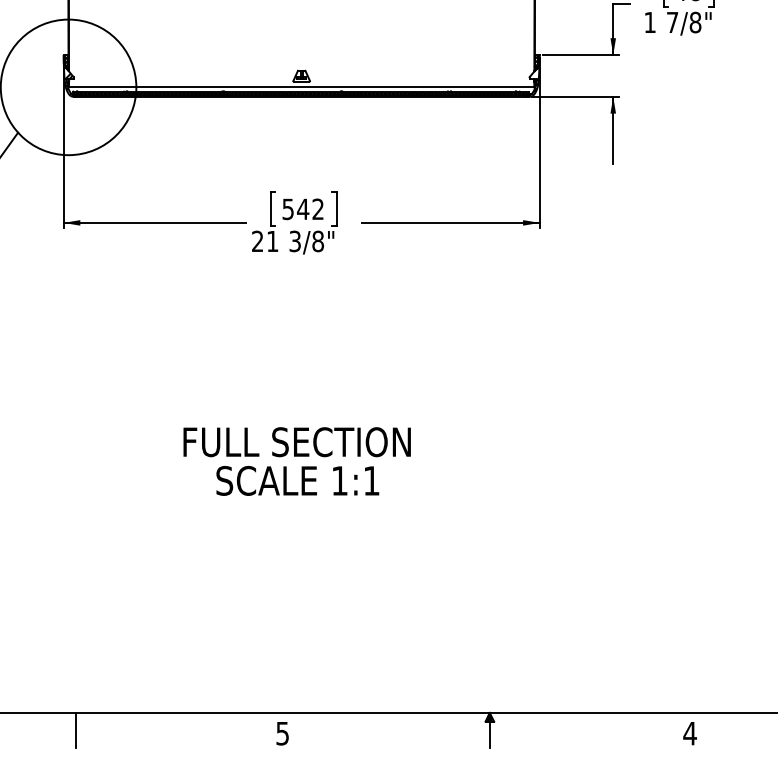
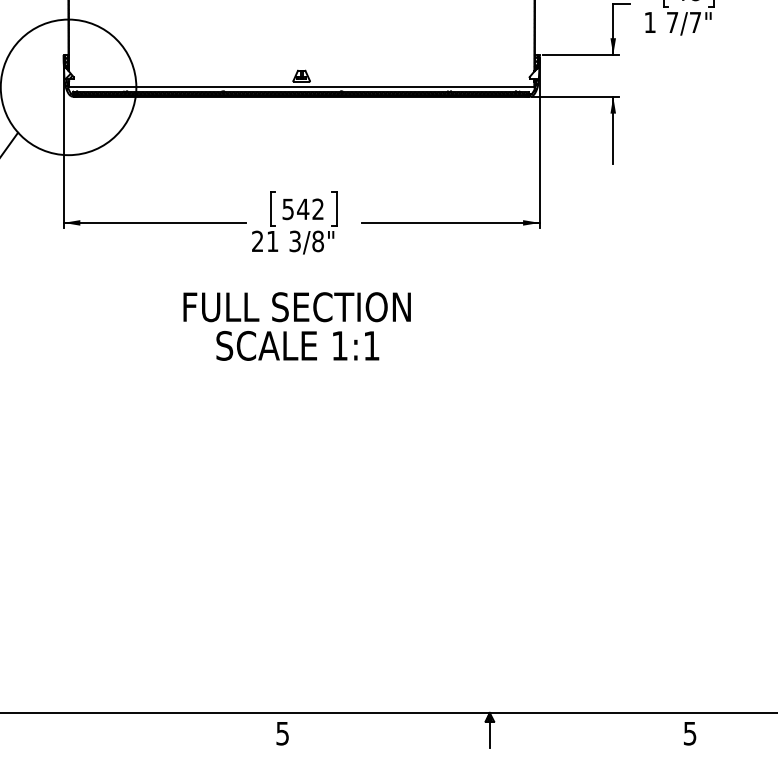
text: 7/8" -> 7/7" (695, 22)
text position: (296, 461) -> (296, 326) (296, 326)
line: present -> none (75, 730)
text: 4 -> 5 (689, 733)
